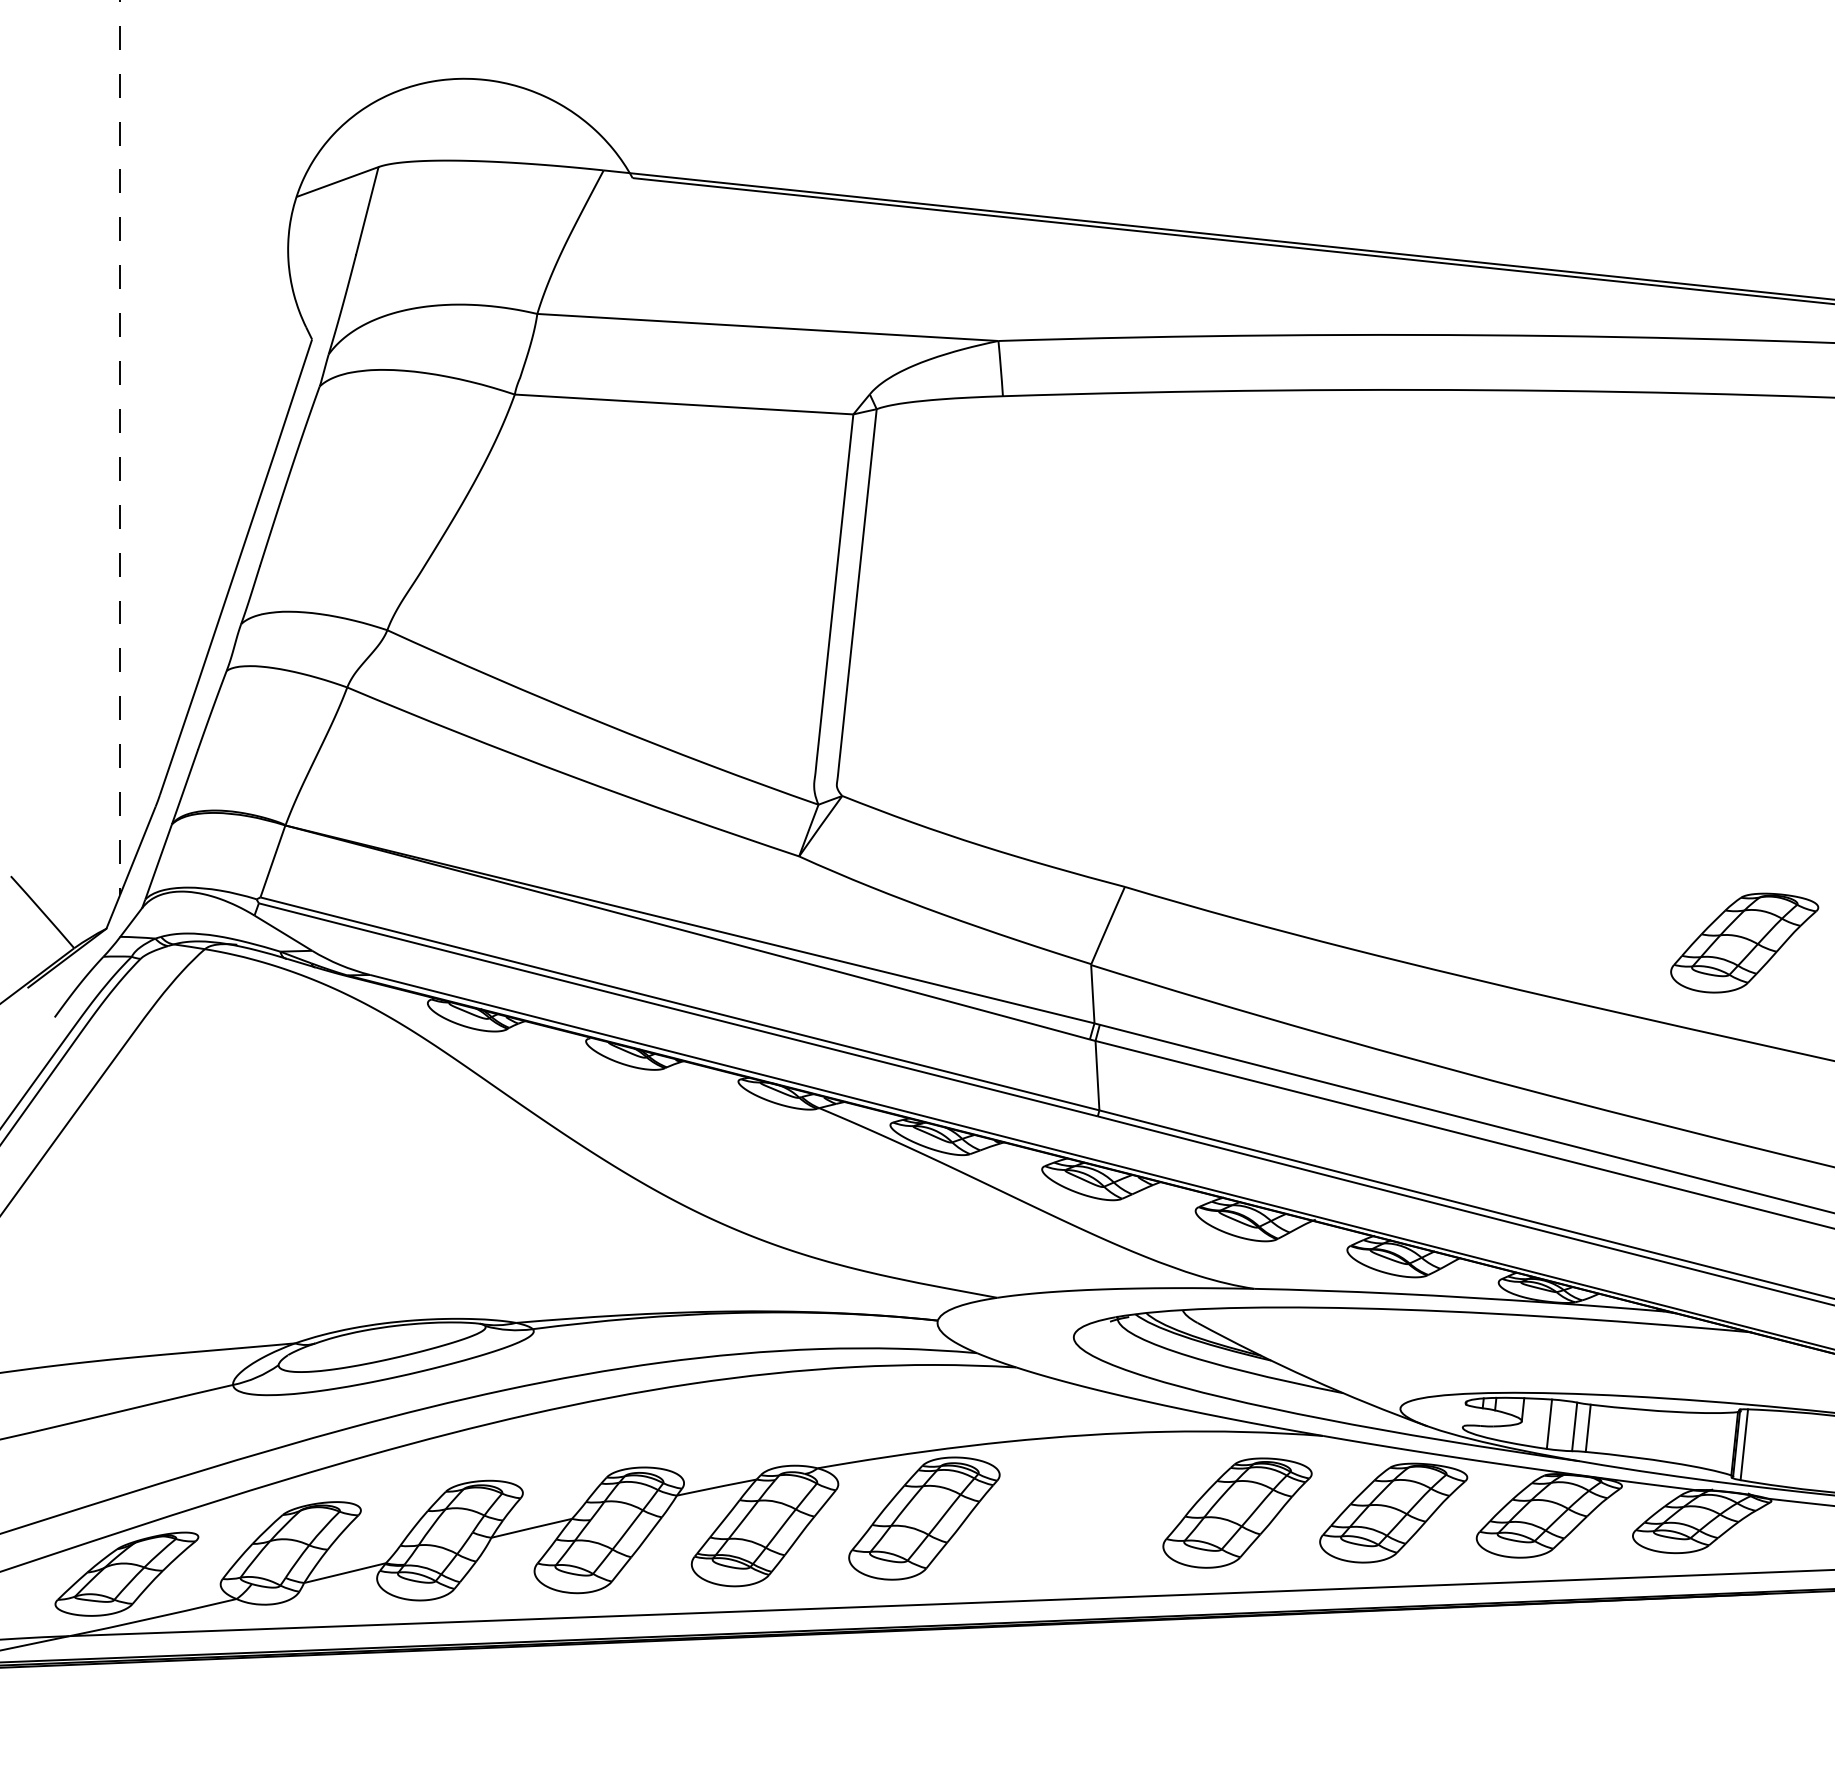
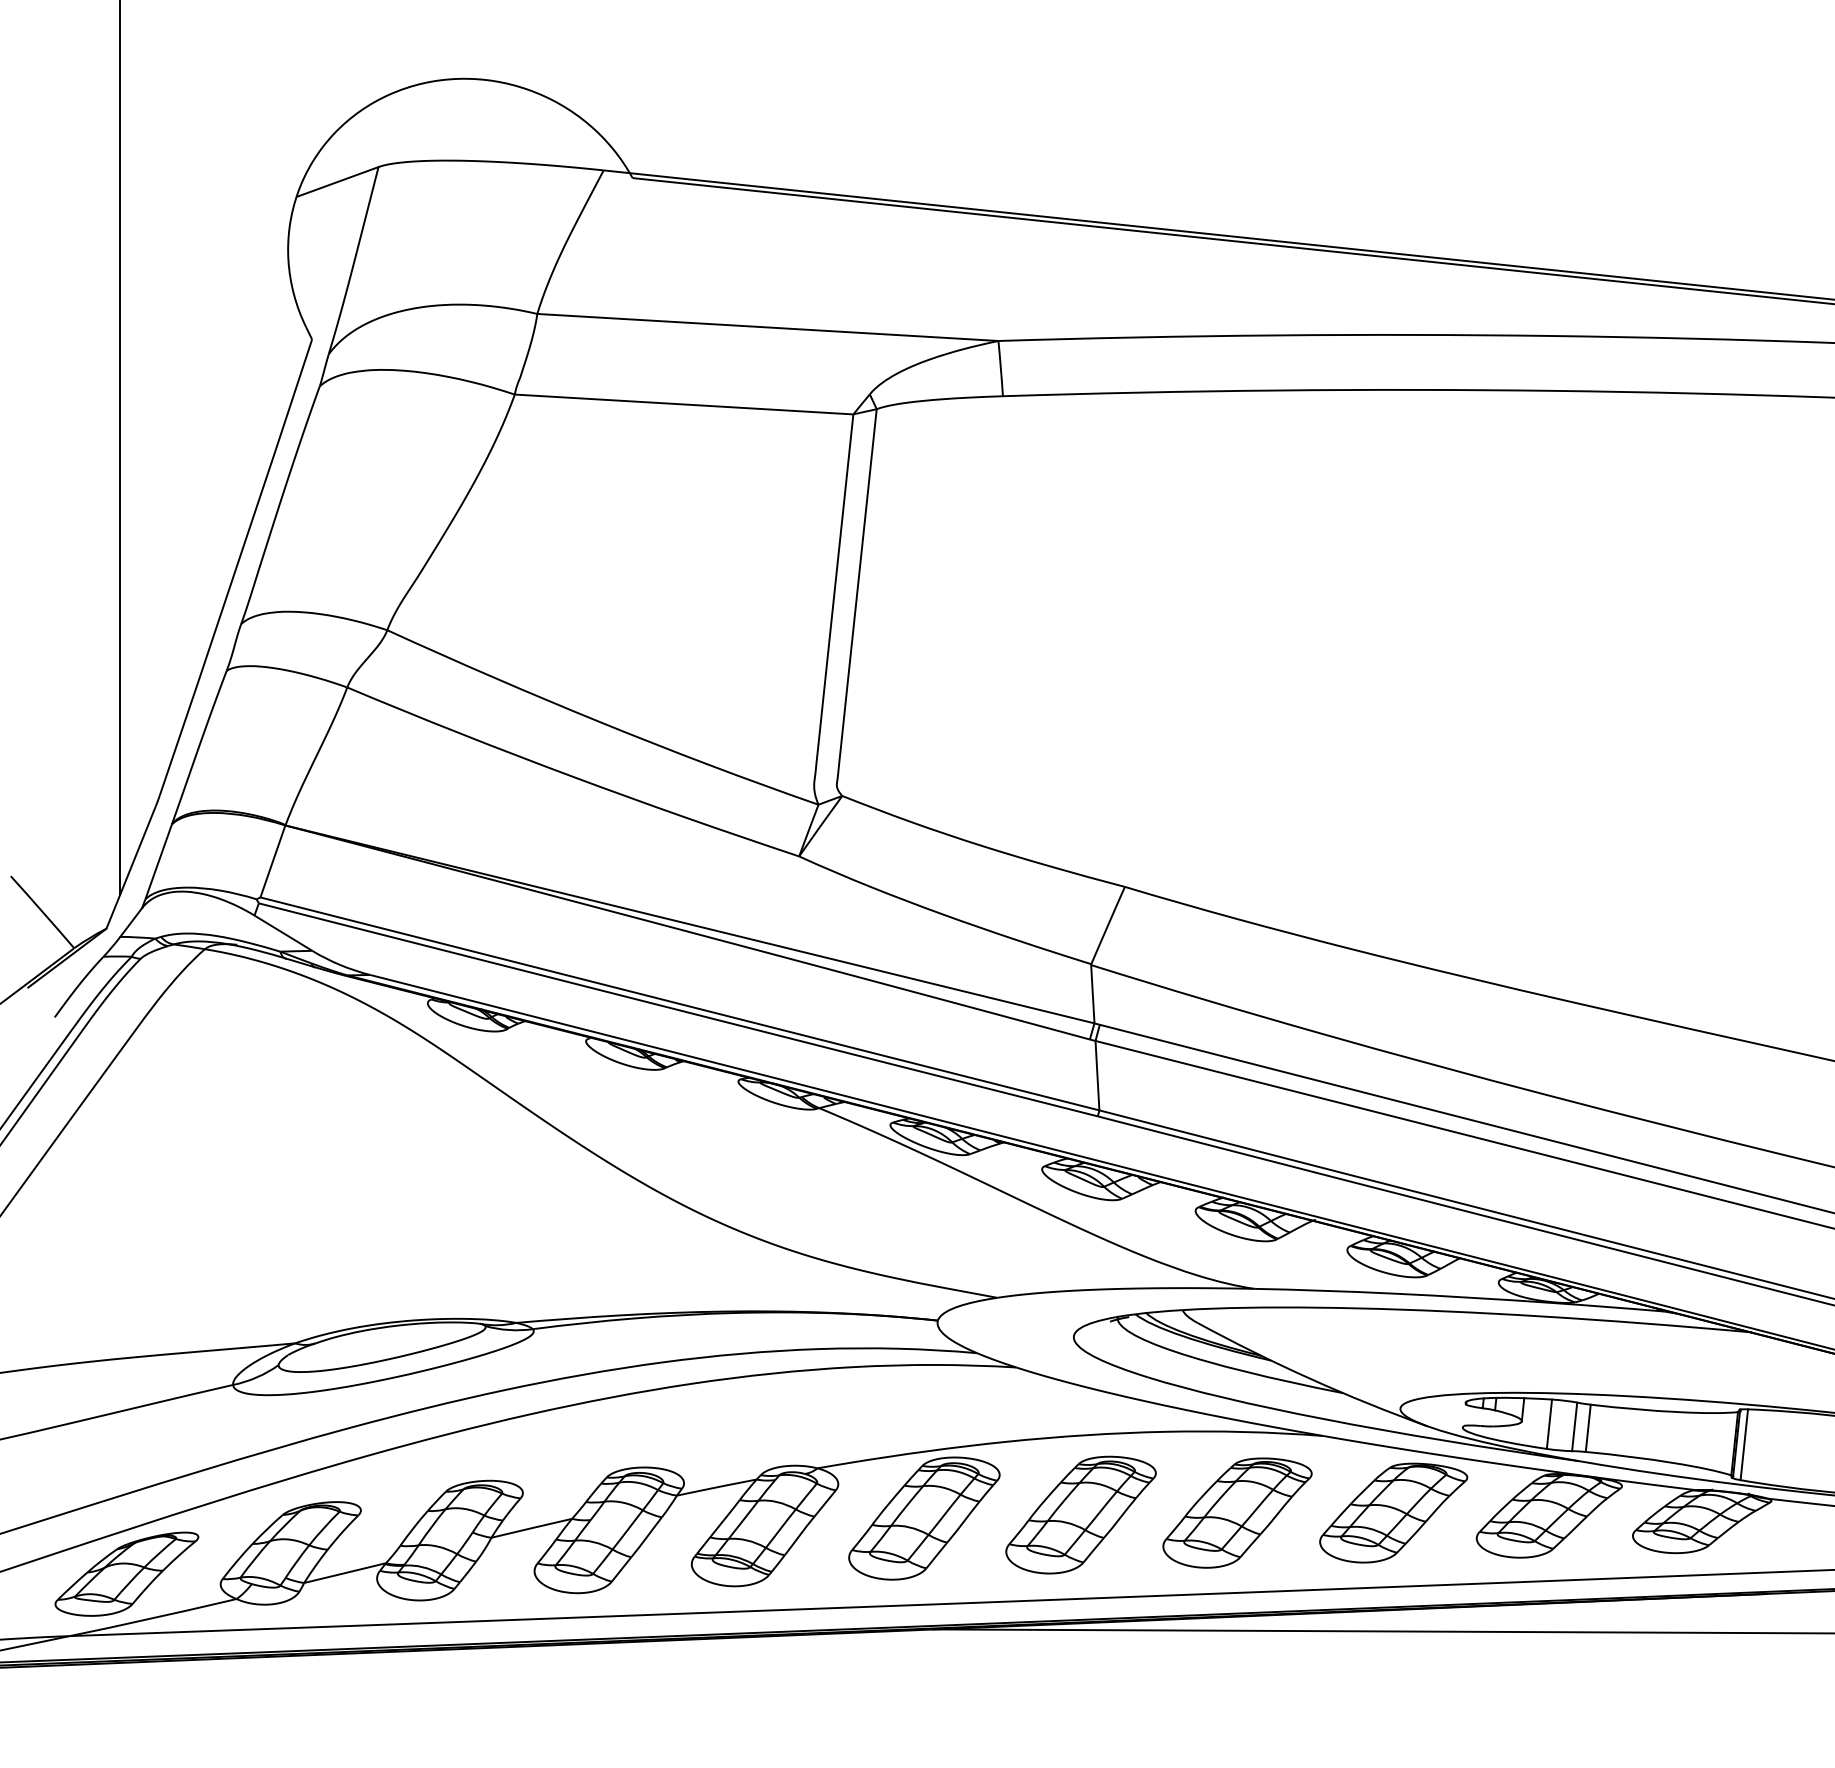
line: dashed -> solid (120, 448)
part: present -> none (1744, 942)
part: none -> present (1080, 1514)
line: none -> present (1381, 1631)
